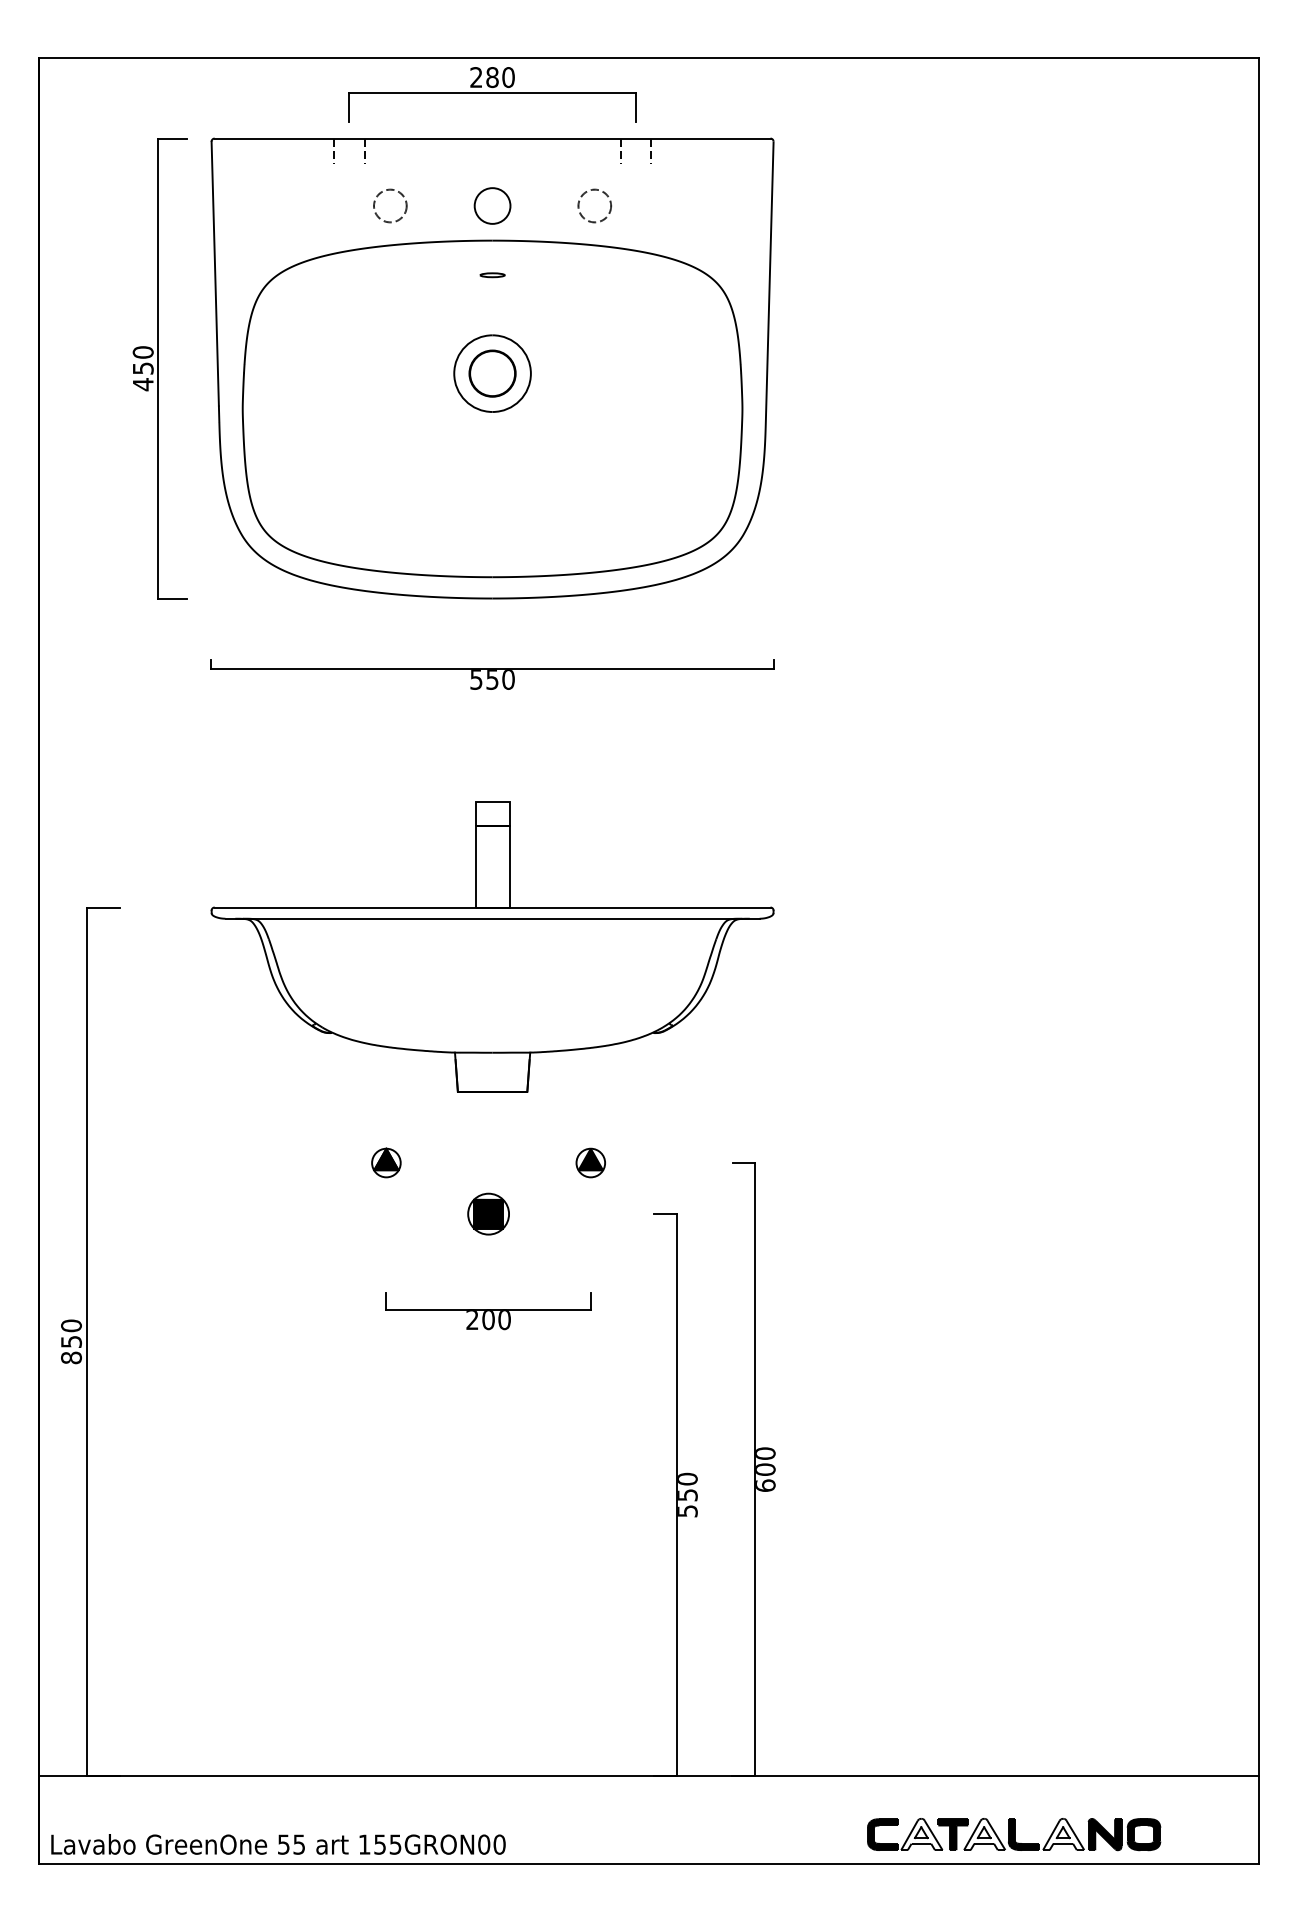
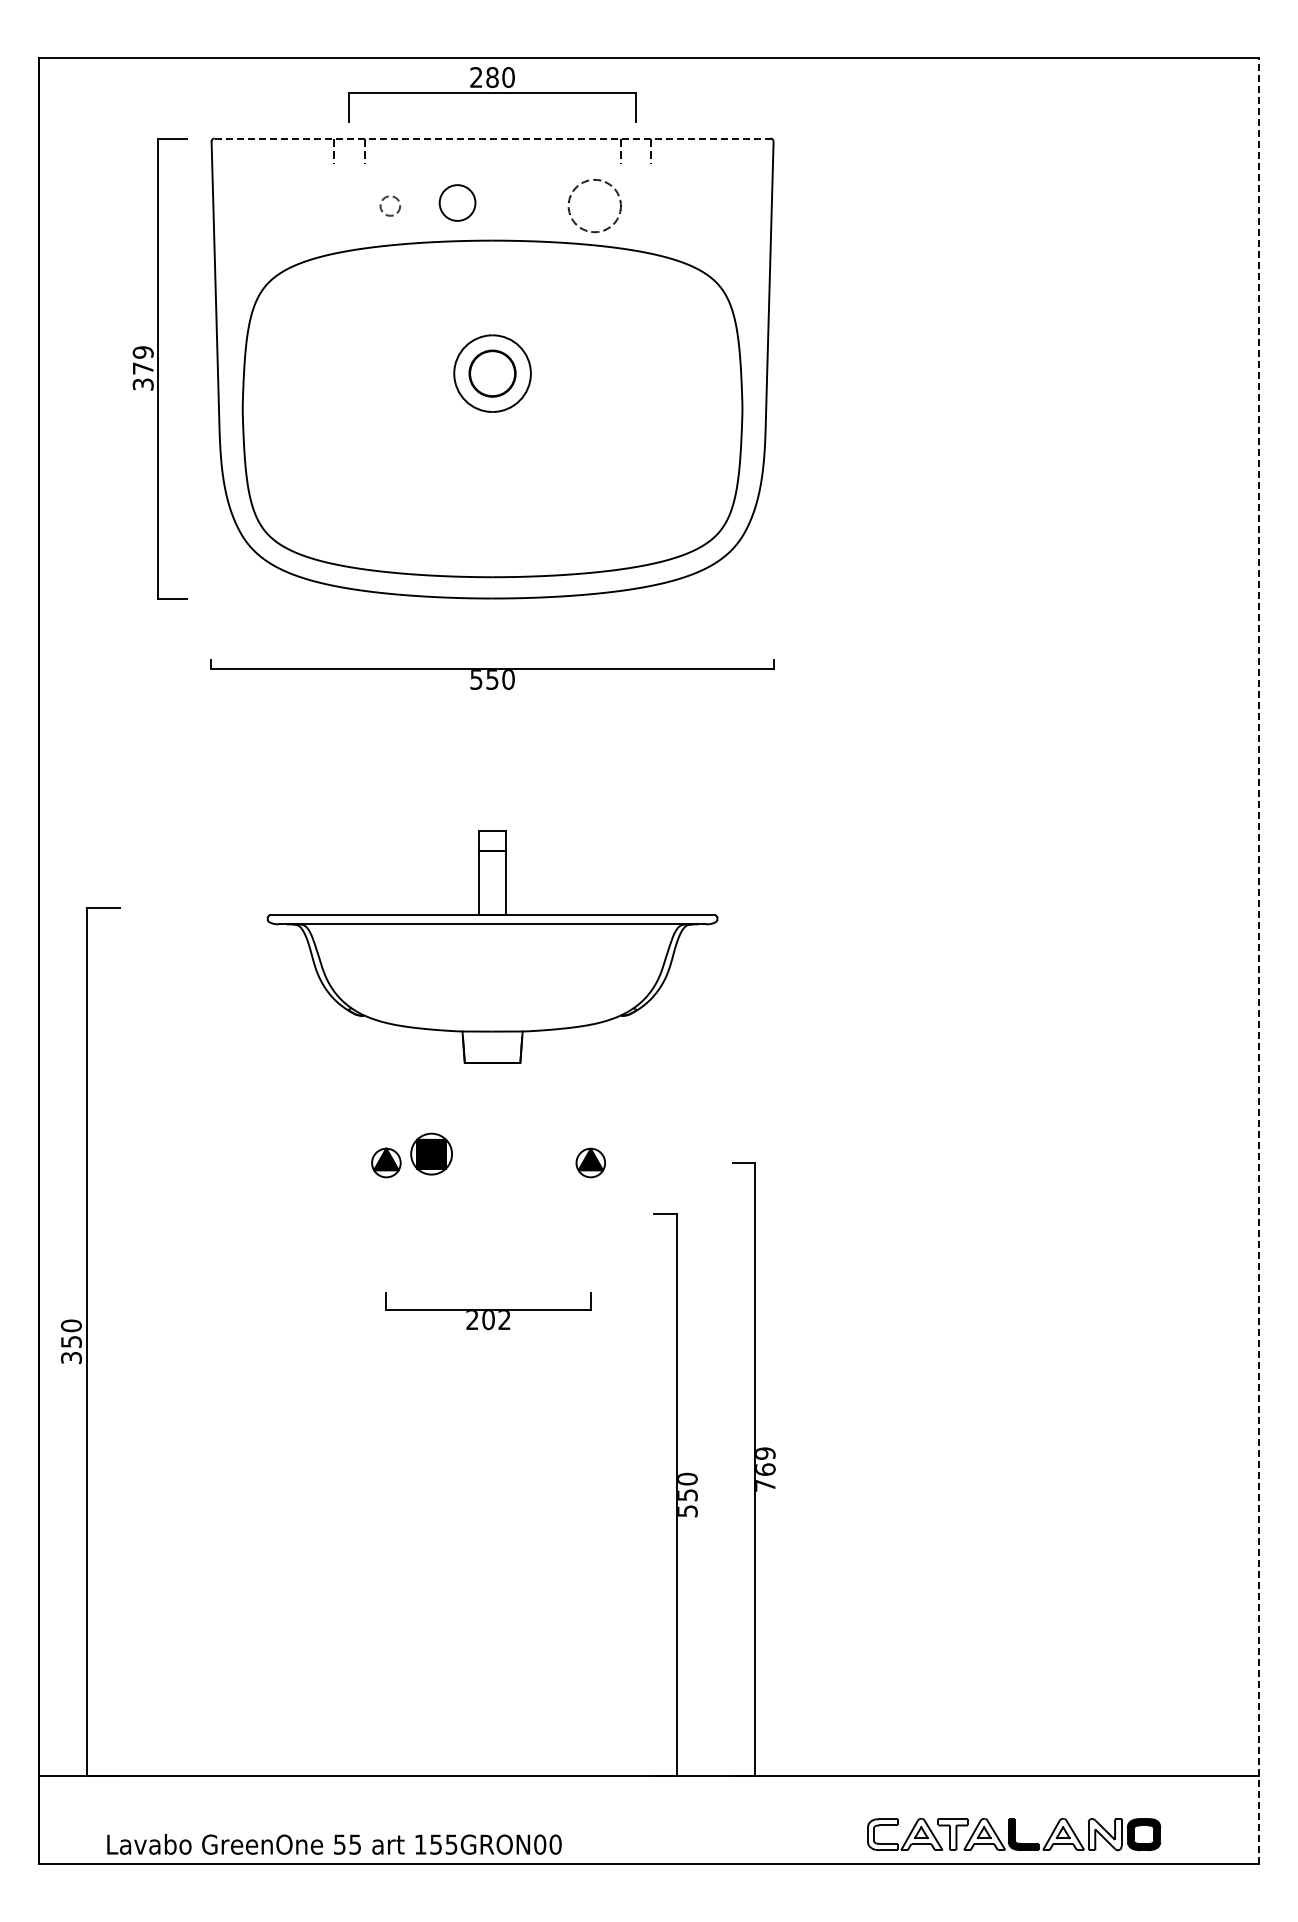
line: solid -> dashed (492, 138)
circle diameter: 33 px -> 20 px (390, 205)
part position: (492, 205) -> (457, 202) (457, 202)
circle diameter: 33 px -> 52 px (594, 205)
part: present -> none (492, 275)
text: 450 -> 379 (142, 368)
part size: 565x292 px -> 453x234 px (492, 946)
line: solid -> dashed (1258, 960)
part position: (488, 1213) -> (431, 1153) (431, 1153)
text: 200 -> 202 (504, 1320)
text: 850 -> 350 (71, 1357)
text: 600 -> 769 (765, 1469)
fill: present -> none (883, 1834)
fill: present -> none (953, 1834)
fill: present -> none (1104, 1834)
text position: (278, 1844) -> (334, 1844) (334, 1844)
